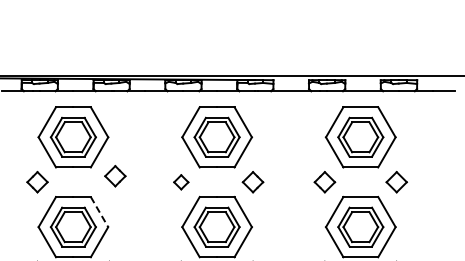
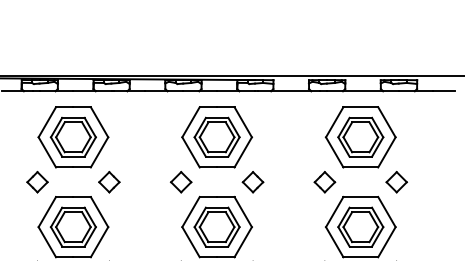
part position: (115, 176) -> (109, 182) (109, 182)
part size: 17x17 px -> 23x23 px (181, 182)
line: dashed -> solid (99, 212)
